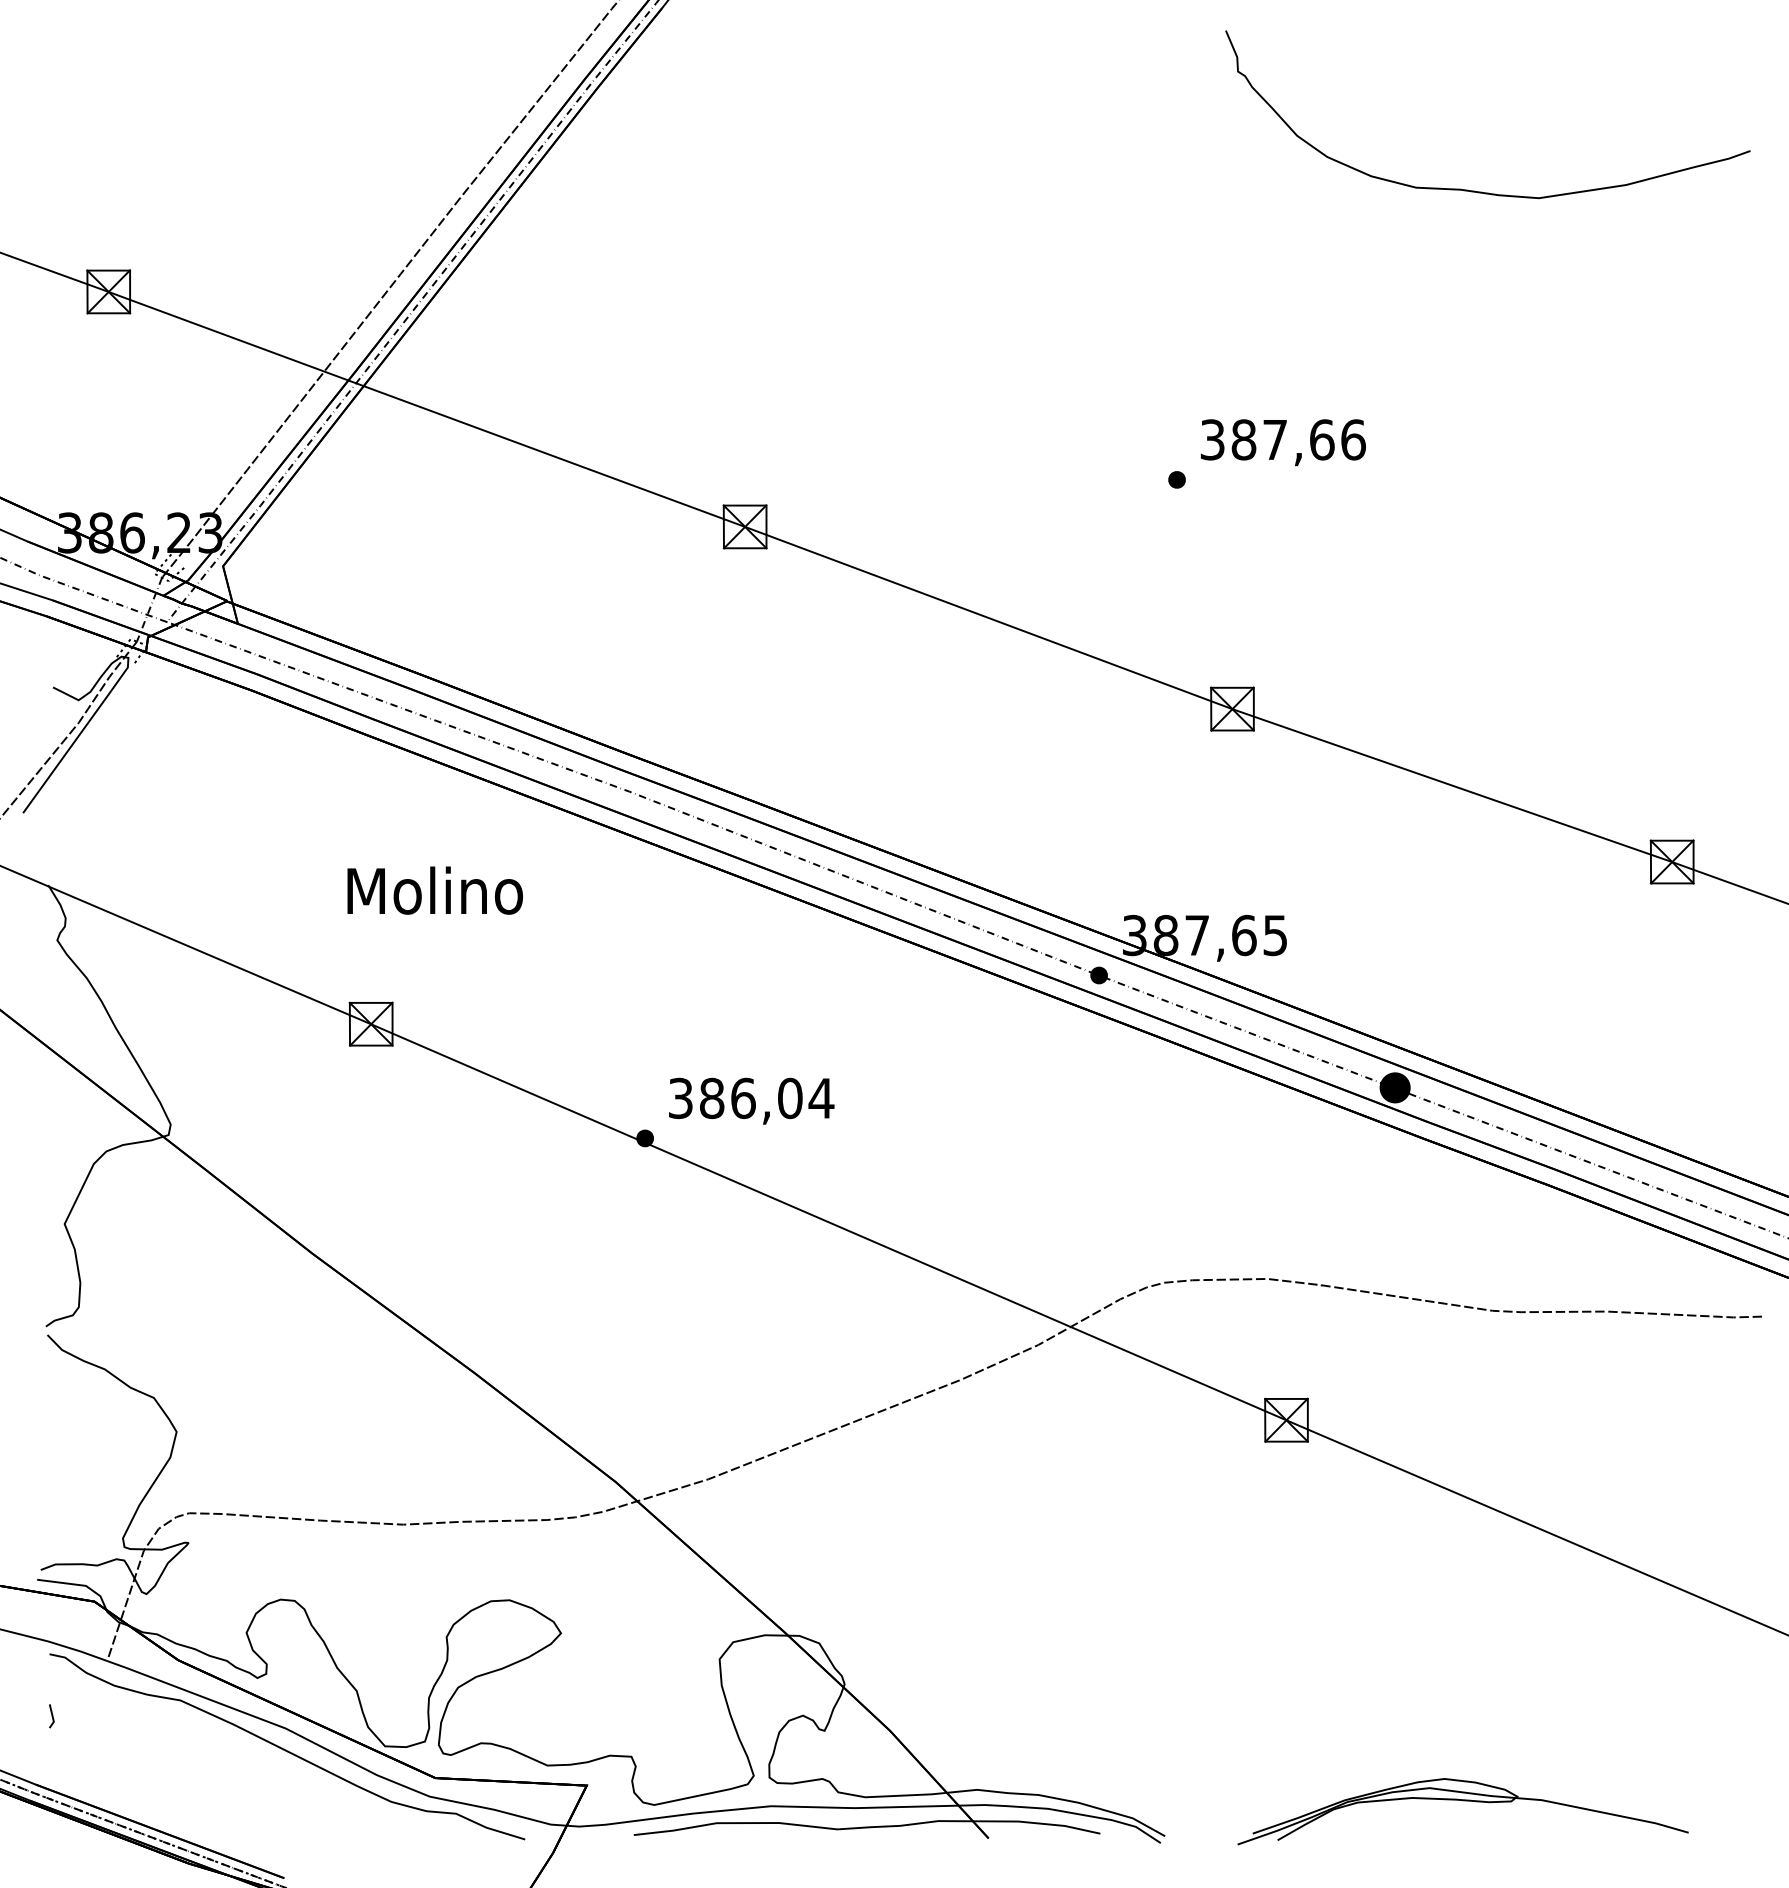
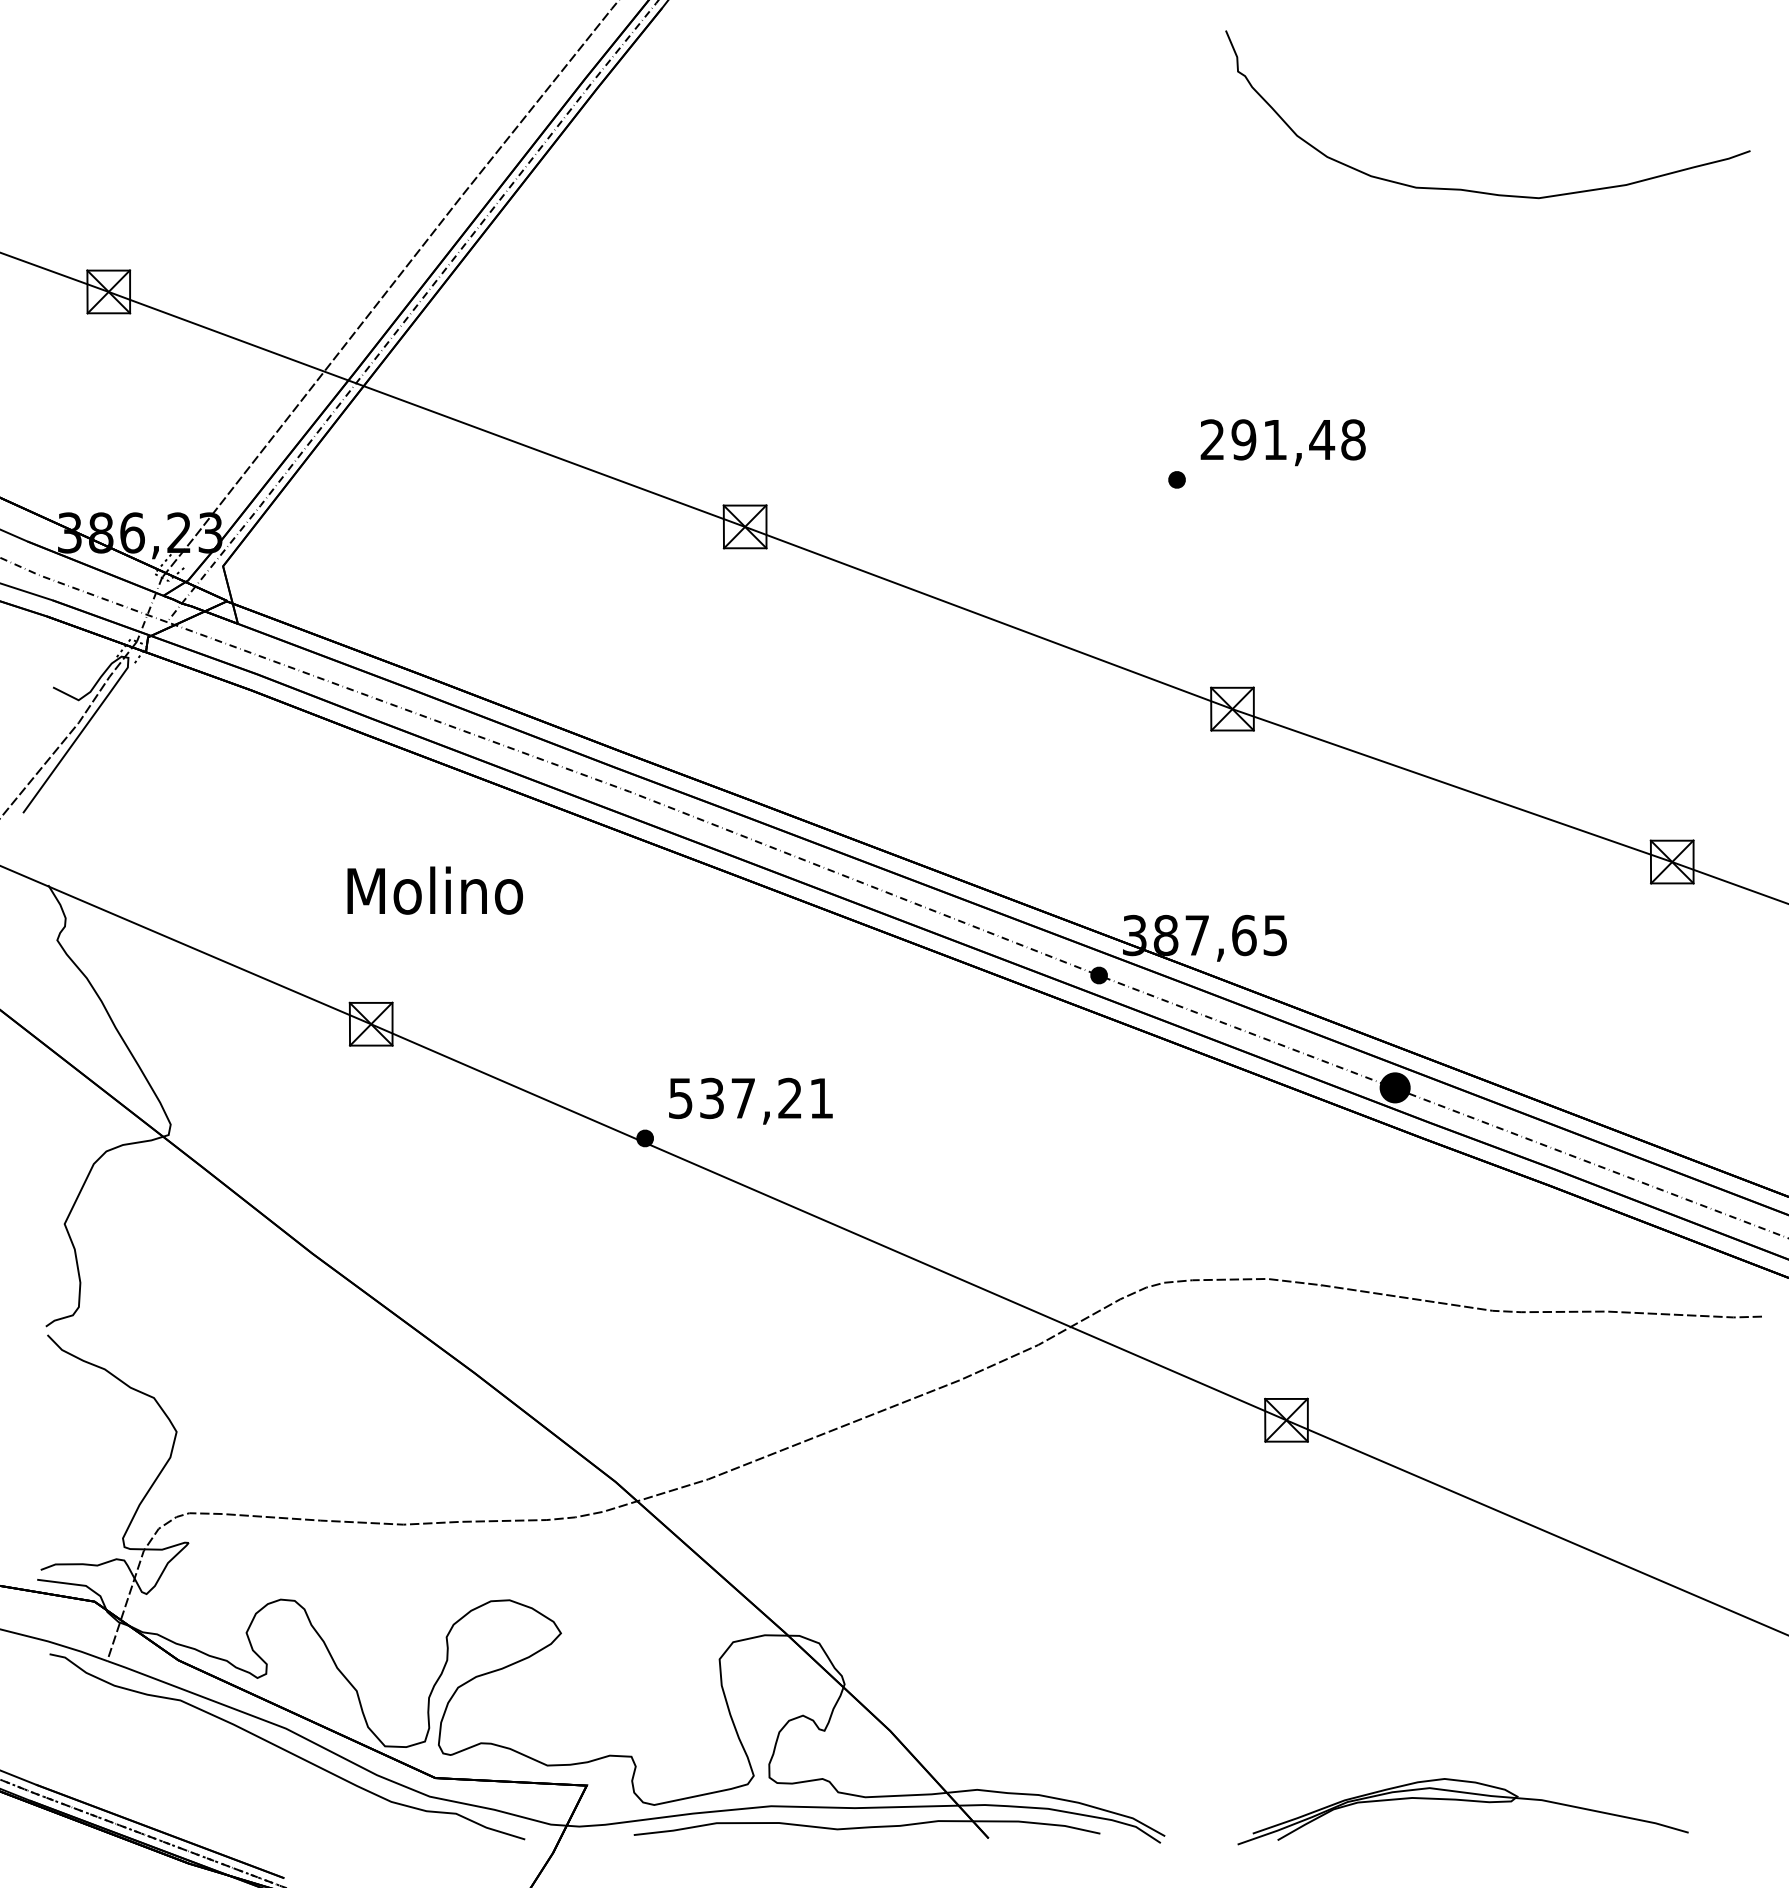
text: 387,66 -> 291,48 (1282, 439)
text: 386,04 -> 537,21 (751, 1098)
line: present -> none (51, 1716)
